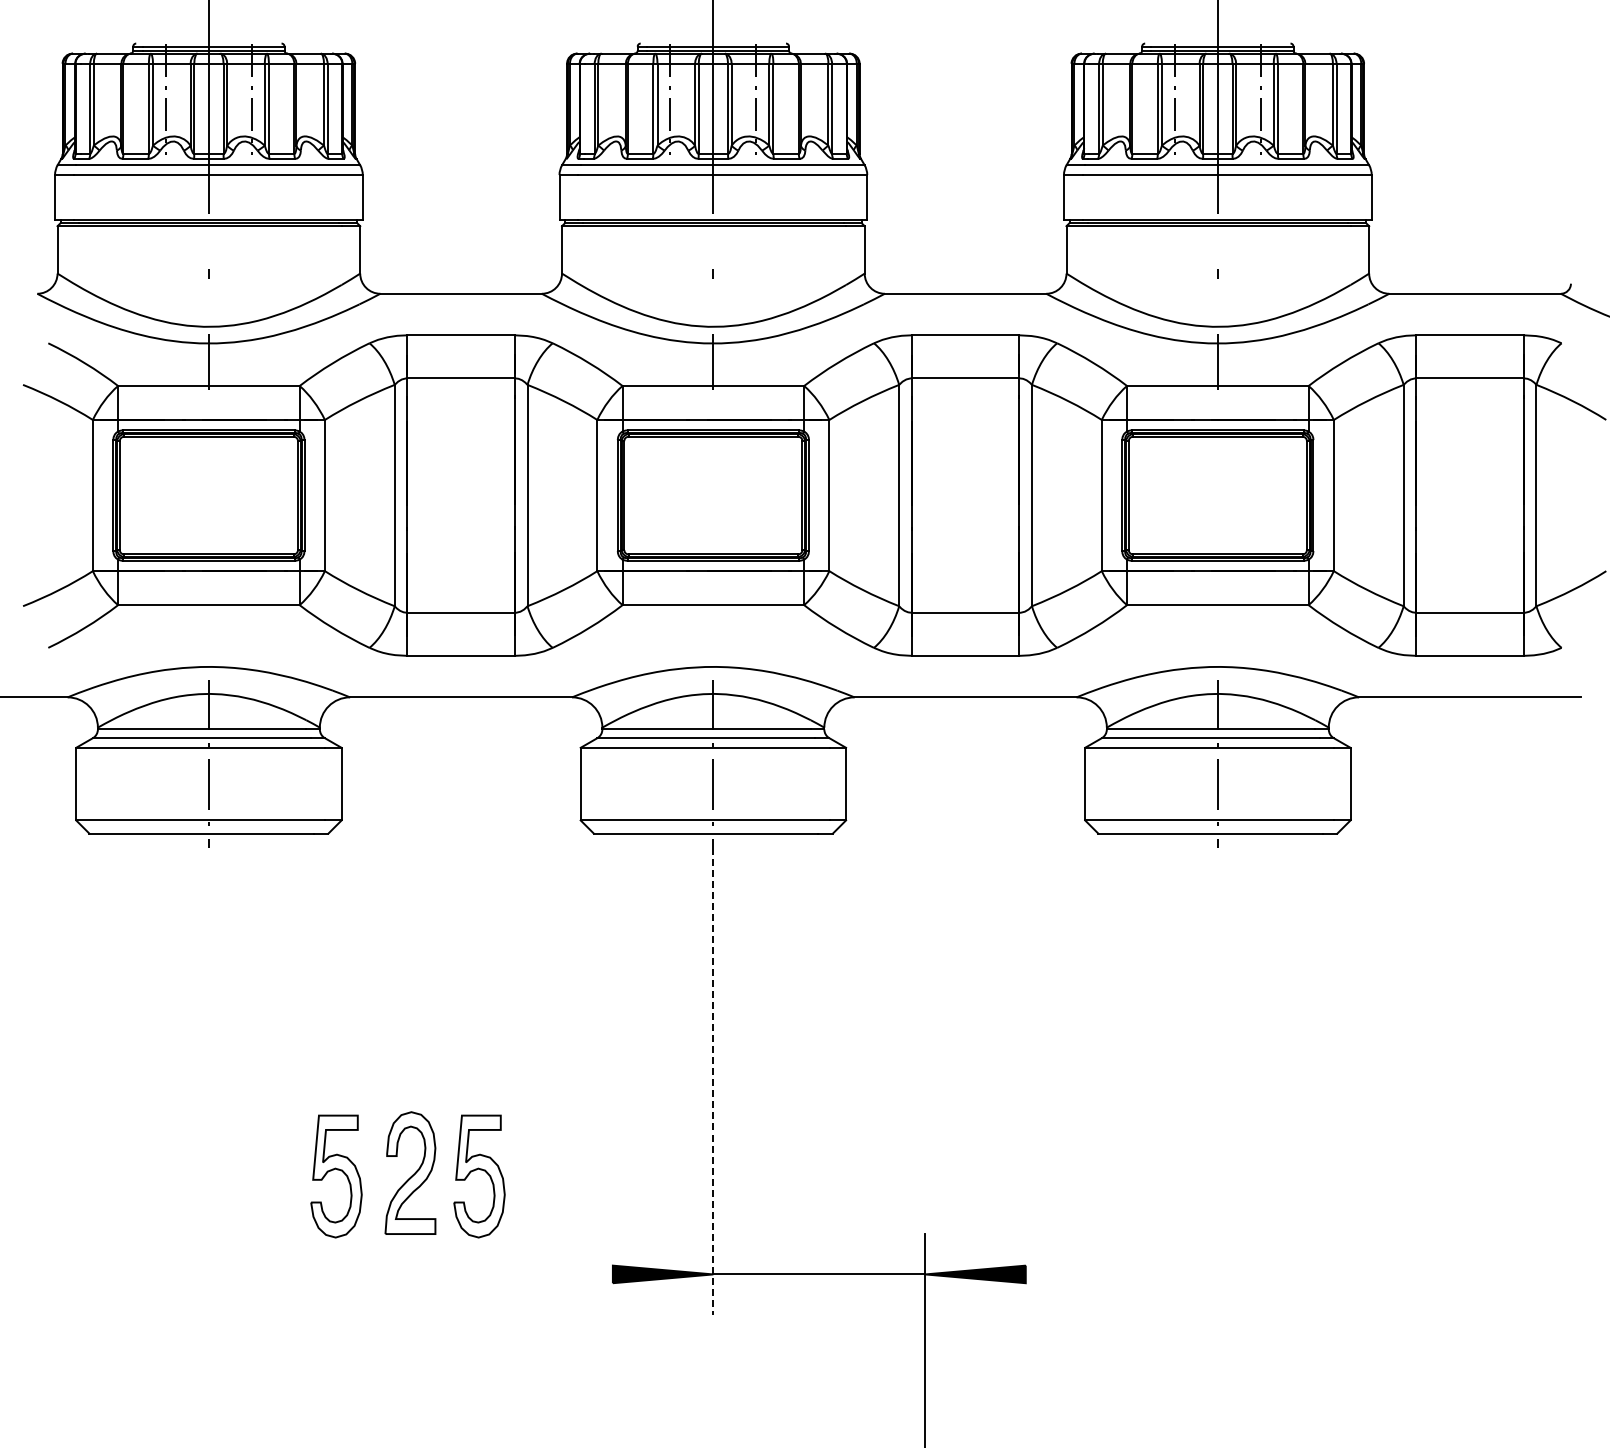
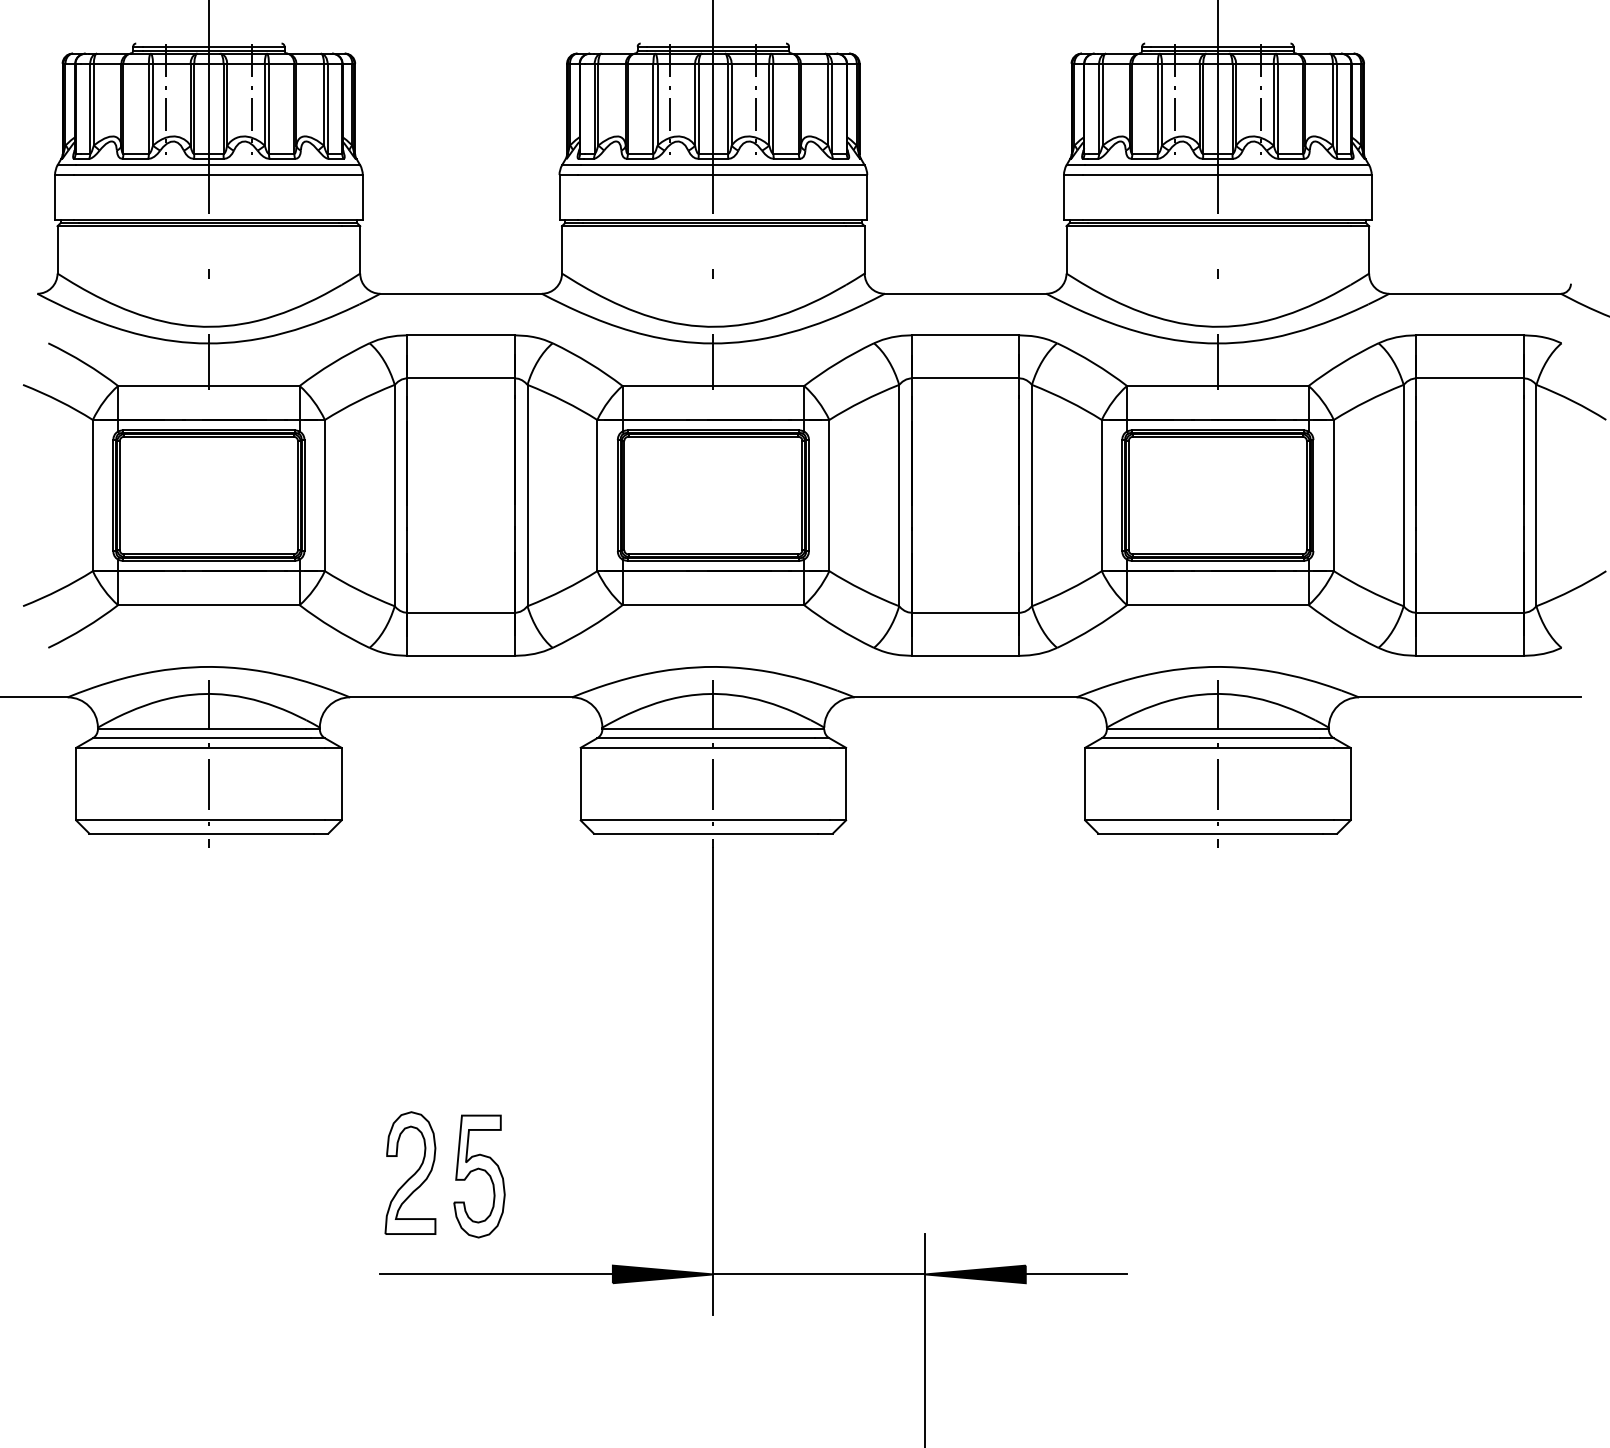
line: dashed -> solid (713, 1081)
part: present -> none (337, 1170)
line: none -> present (495, 1274)
line: none -> present (1076, 1274)
